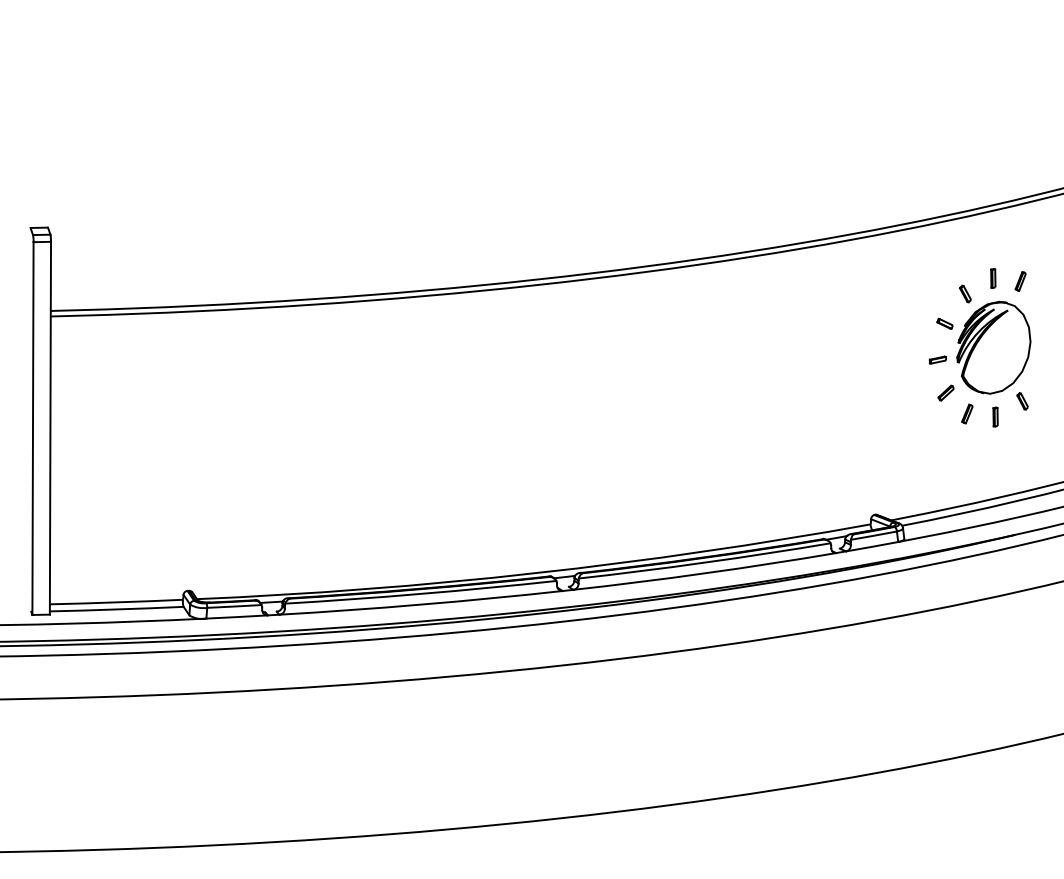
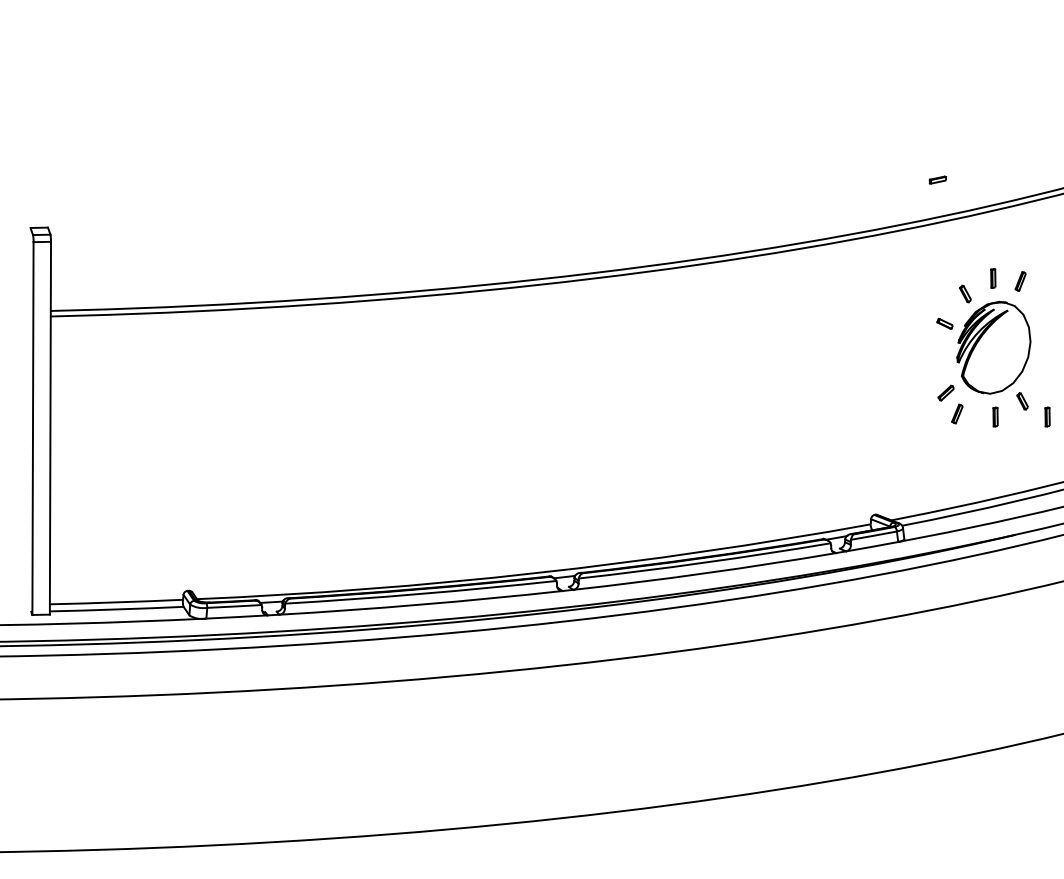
part position: (937, 359) -> (937, 179) (937, 179)
part position: (967, 413) -> (957, 413) (957, 413)
part: none -> present (1047, 416)
